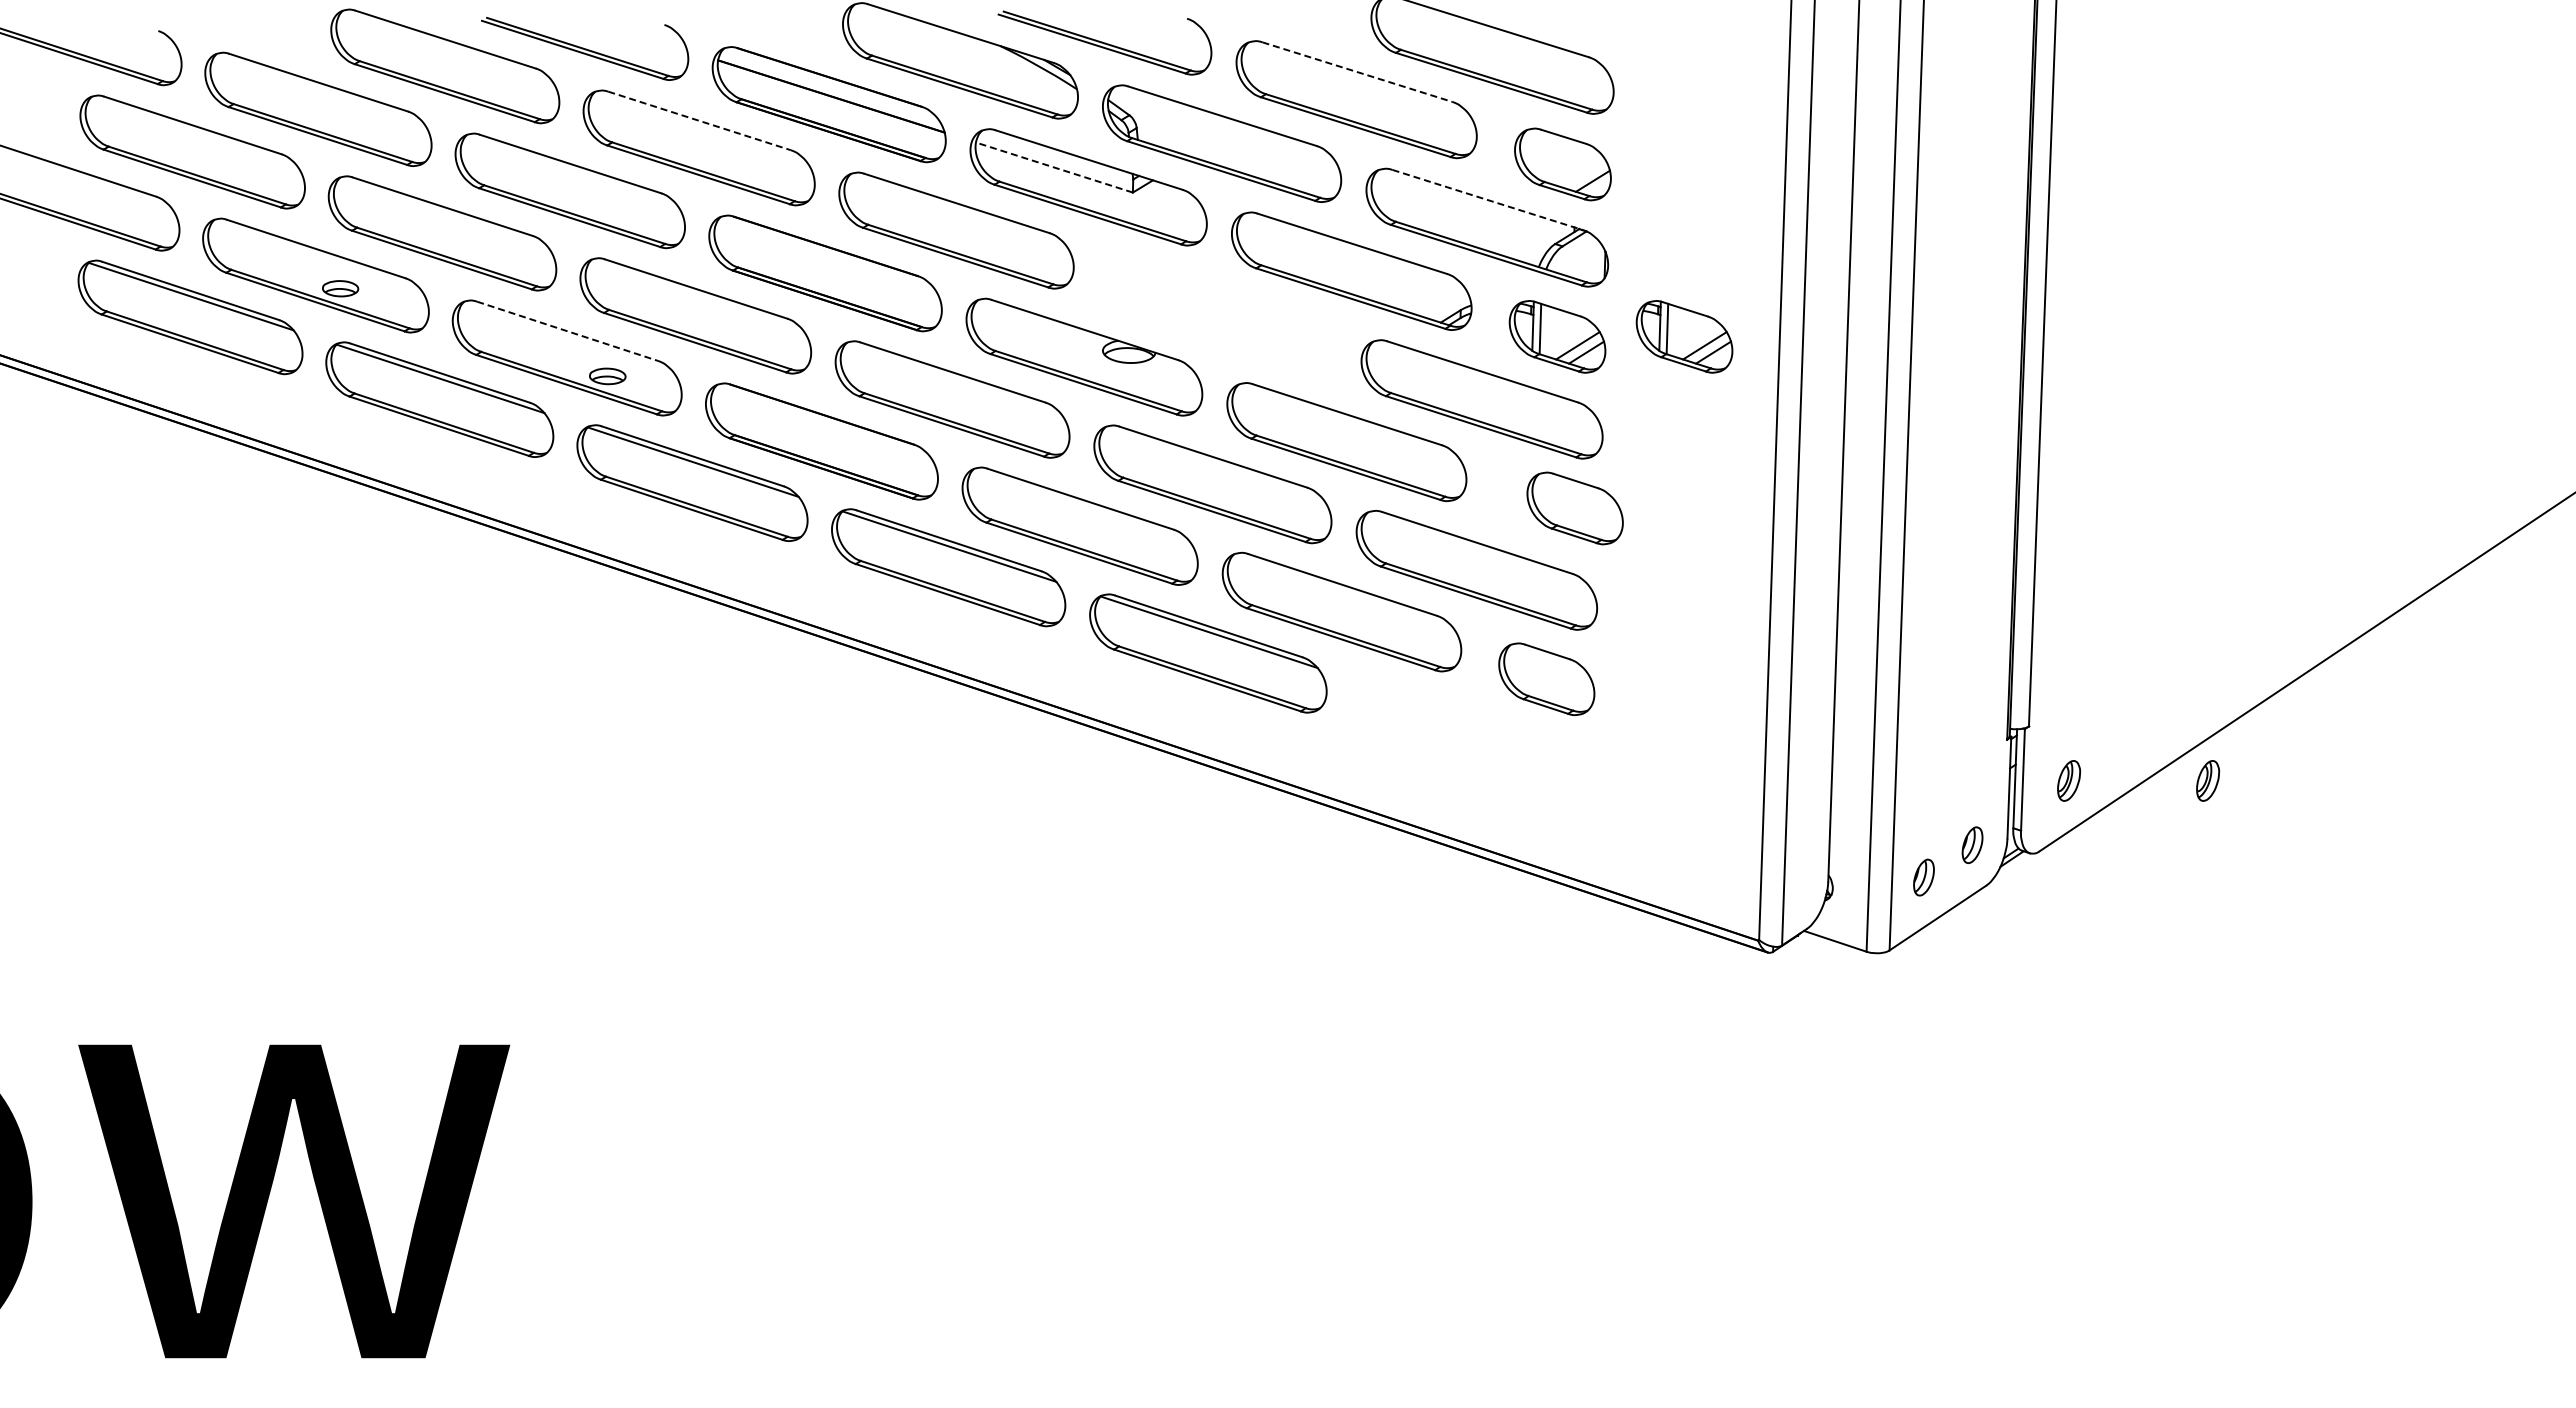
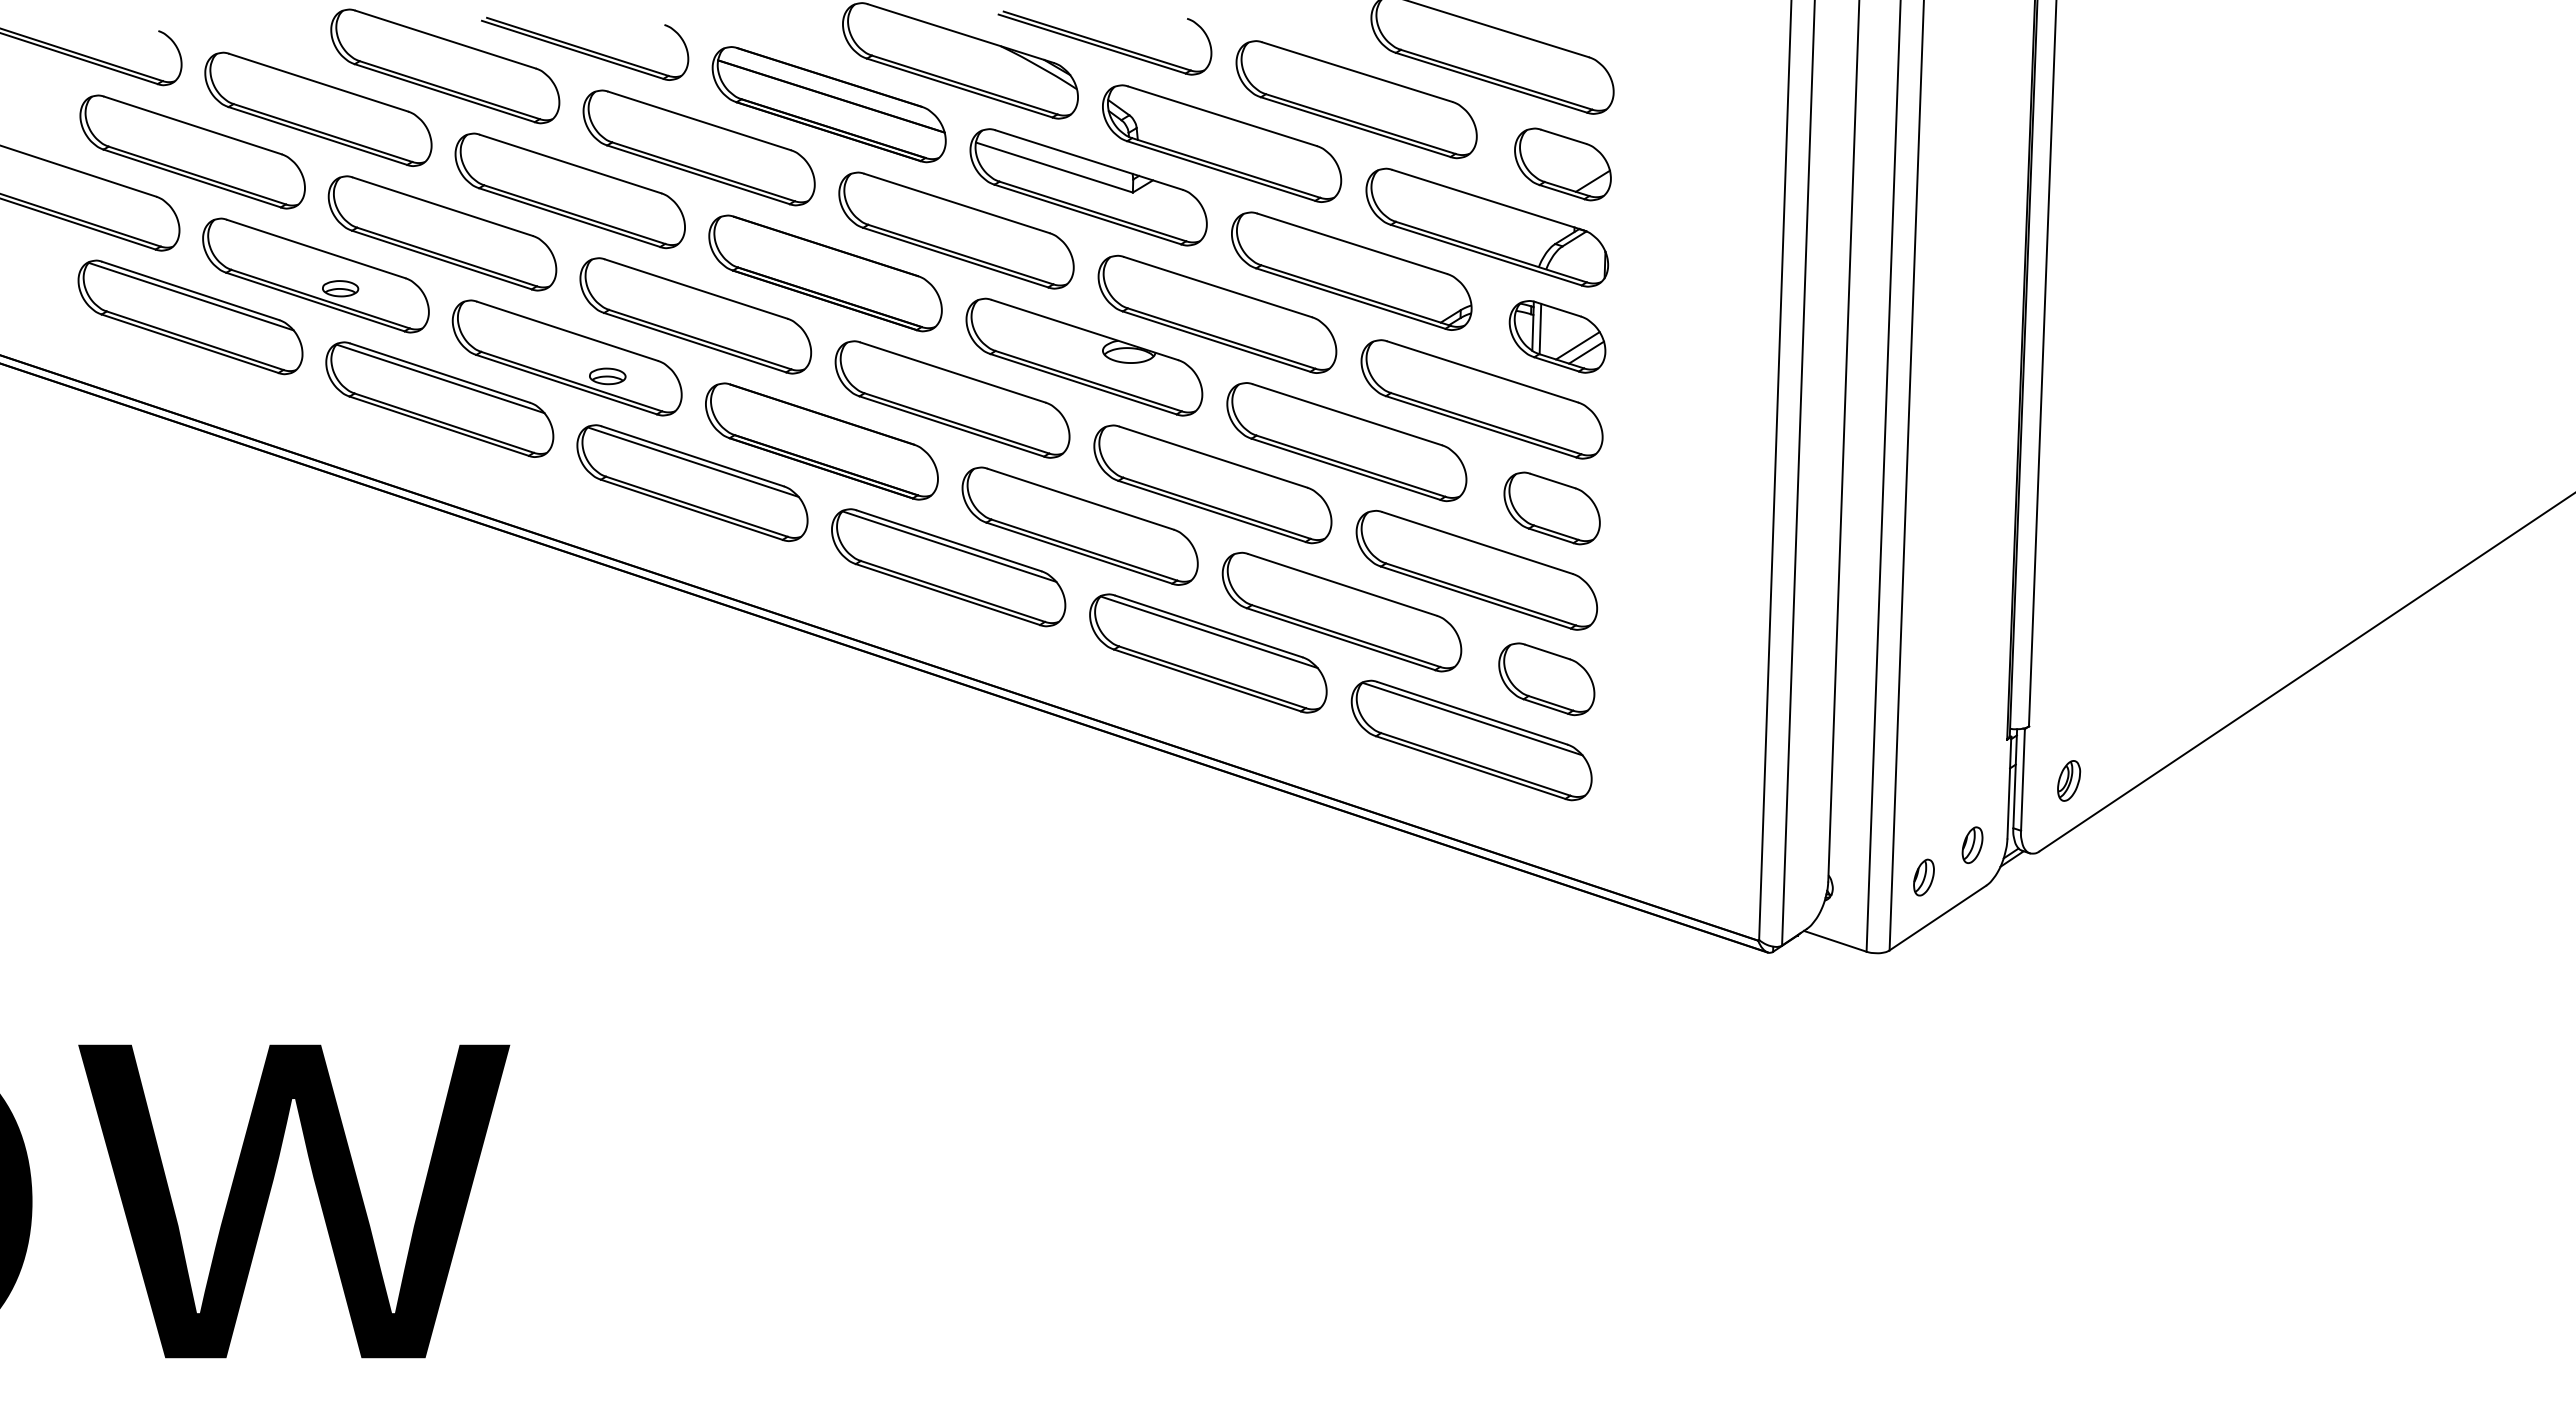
line: dashed -> solid (1357, 72)
line: dashed -> solid (699, 120)
line: dashed -> solid (1053, 167)
line: dashed -> solid (1488, 200)
part: none -> present (1217, 313)
line: dashed -> solid (568, 331)
part: present -> none (1684, 336)
part position: (1574, 508) -> (1551, 508) (1551, 508)
part: none -> present (1471, 740)
part: present -> none (2208, 780)
